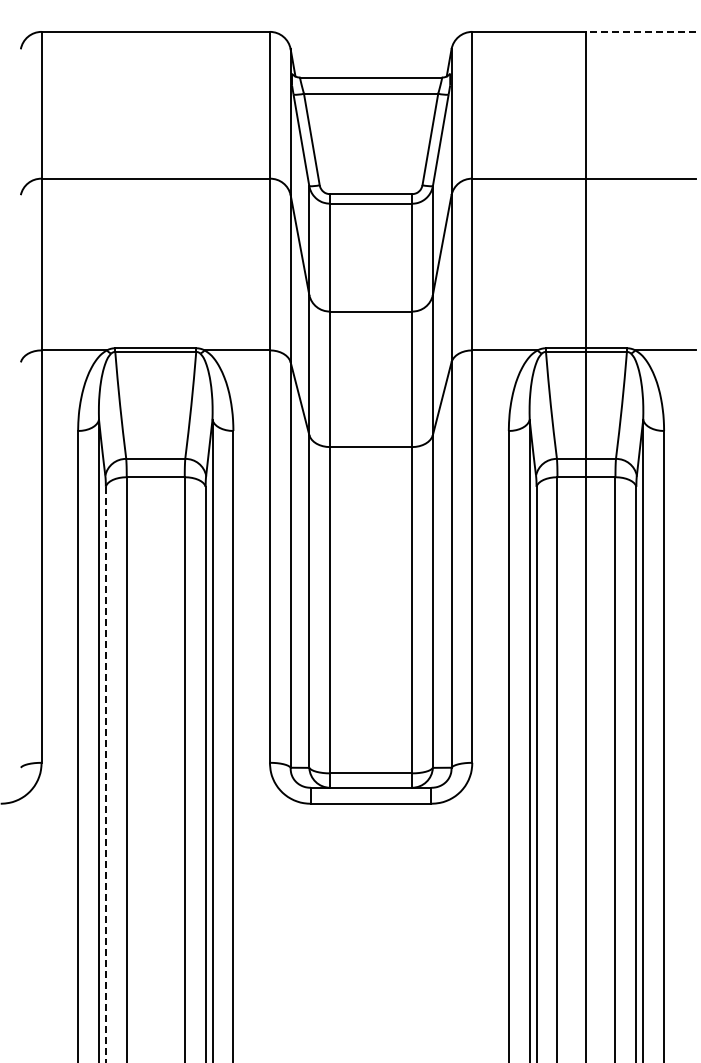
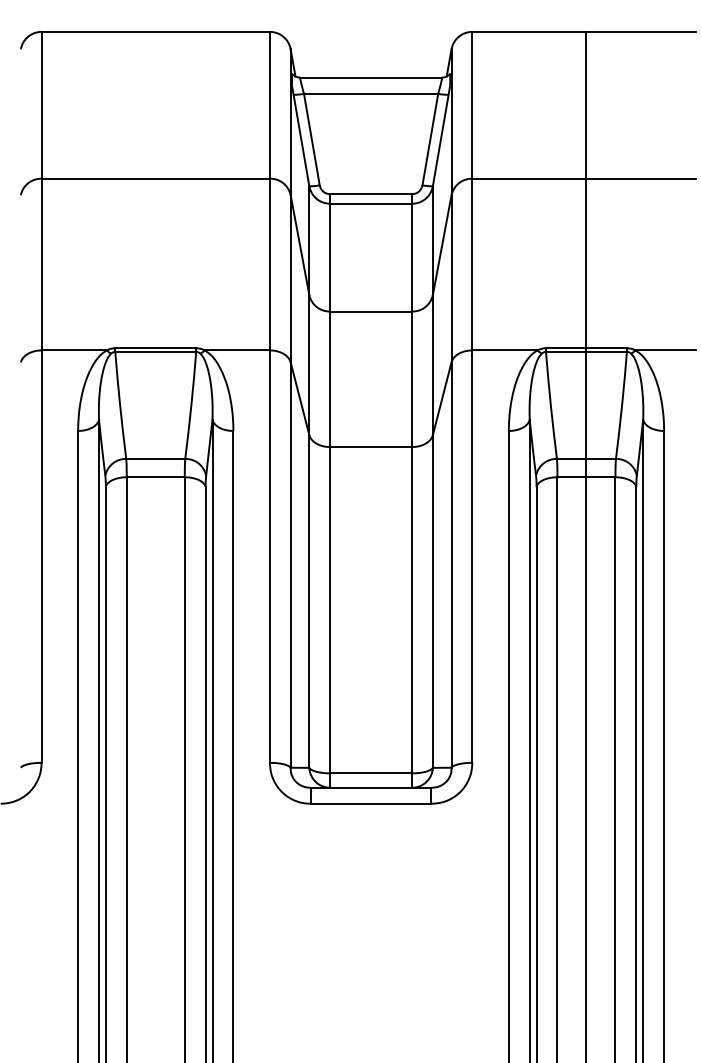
line: dashed -> solid (641, 31)
line: dashed -> solid (105, 774)
